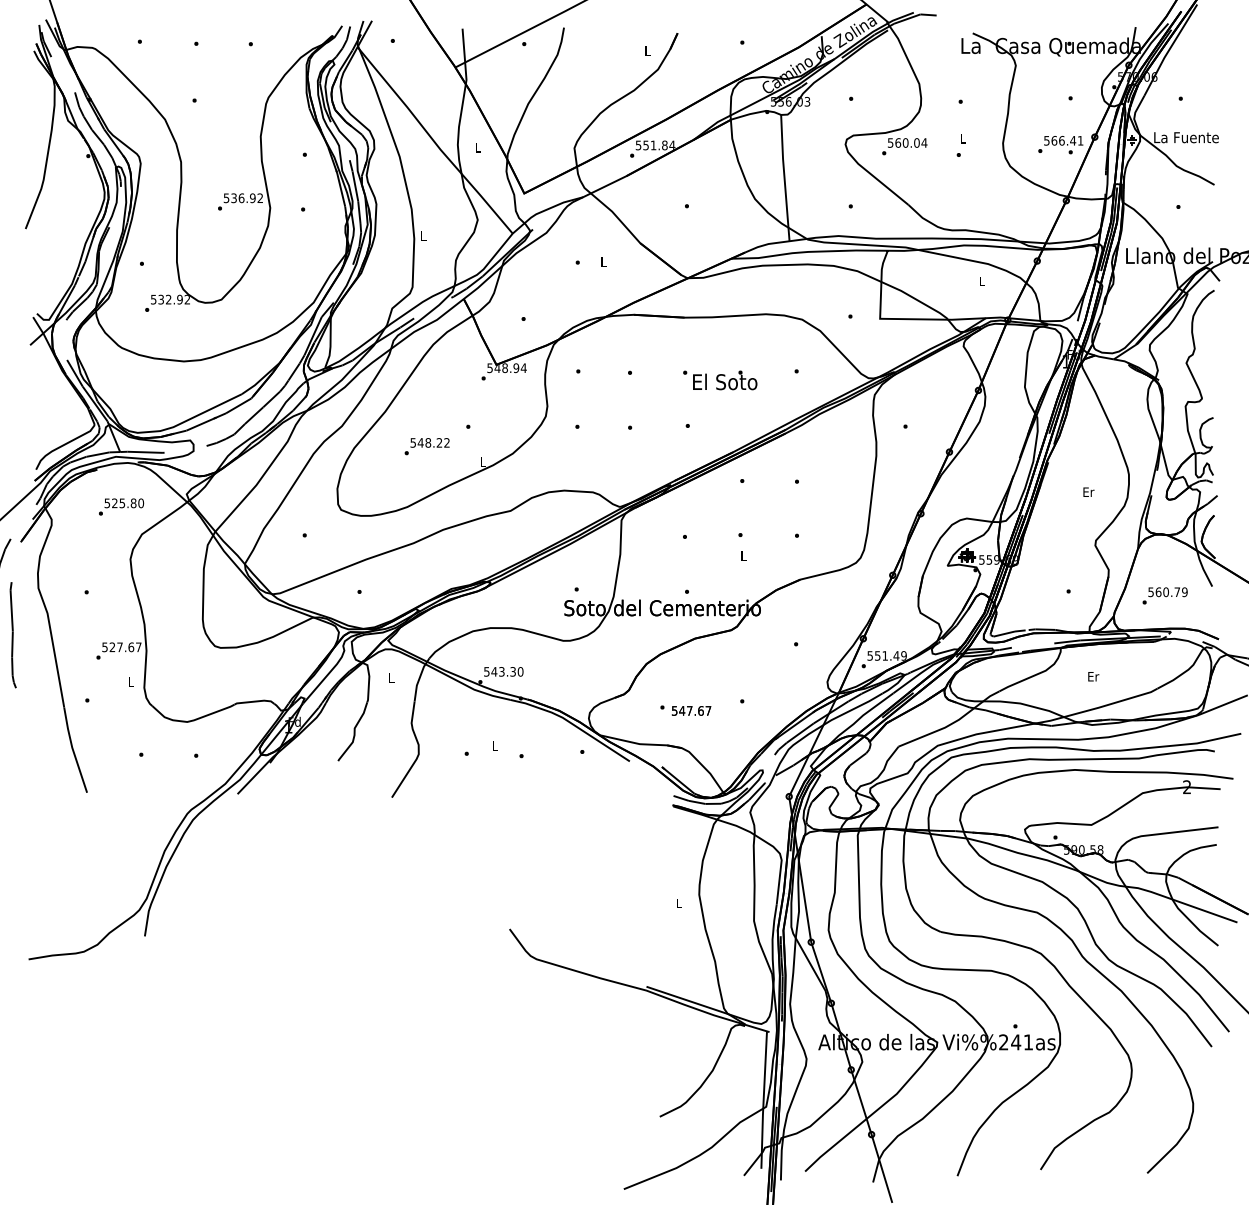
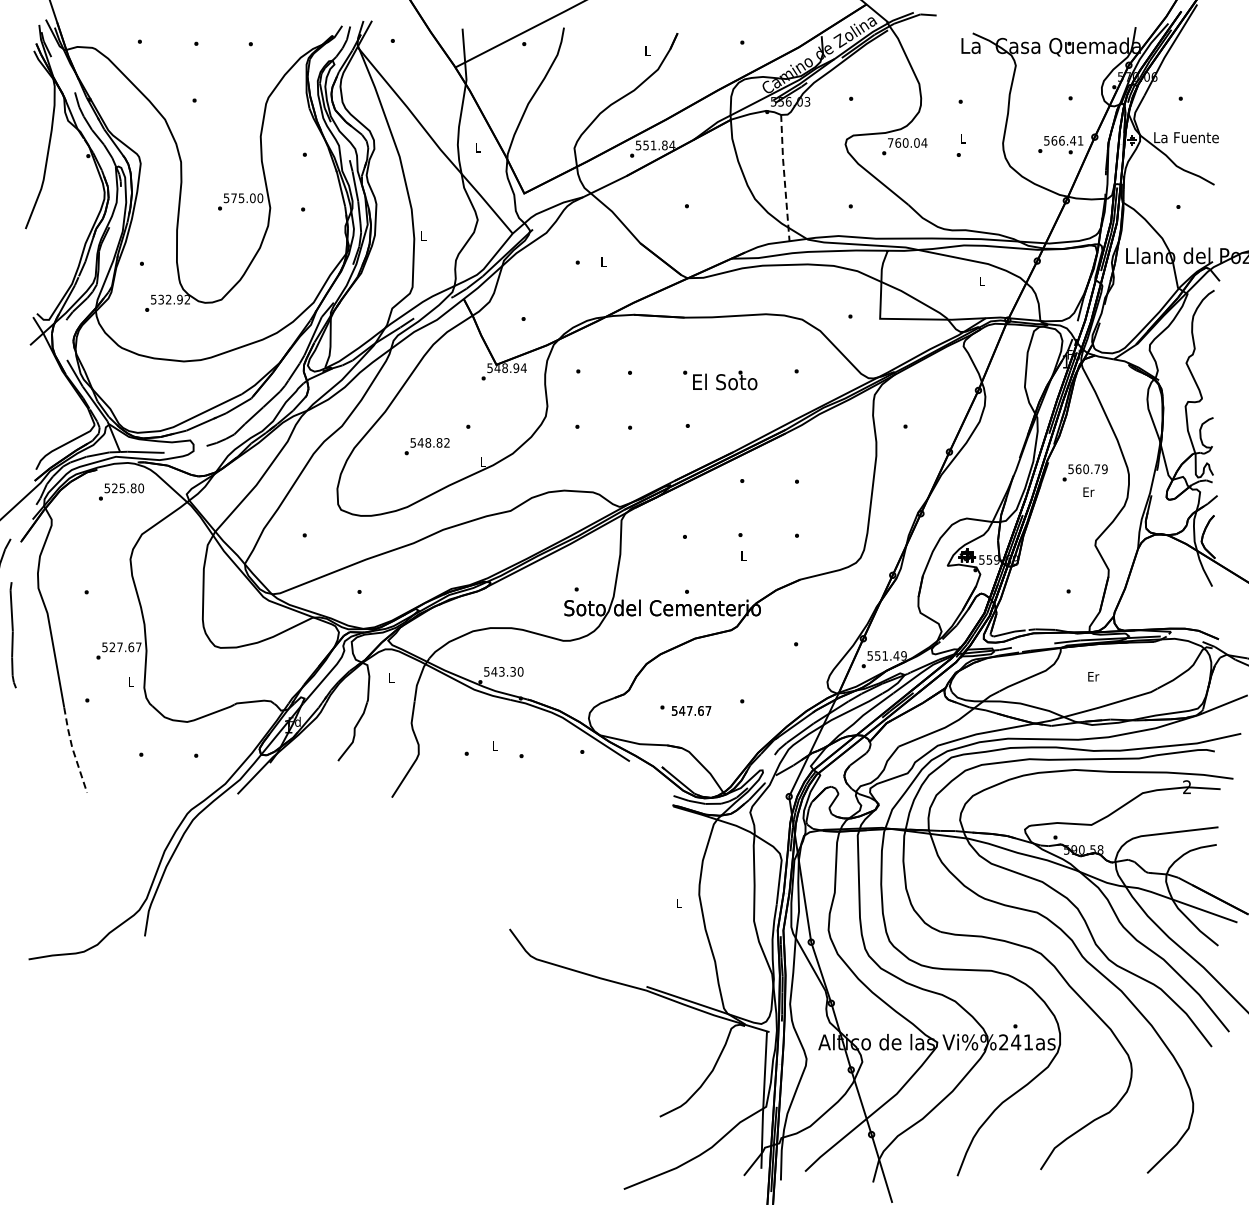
text: 560.04 -> 760.04 (890, 142)
line: solid -> dashed (784, 177)
text: 536.92 -> 575.00 (247, 198)
text: 548.22 -> 548.82 (439, 442)
text position: (121, 506) -> (121, 491) (121, 491)
text position: (1164, 595) -> (1084, 472) (1084, 472)
line: solid -> dashed (72, 749)
